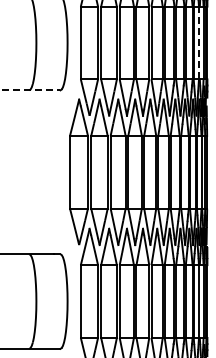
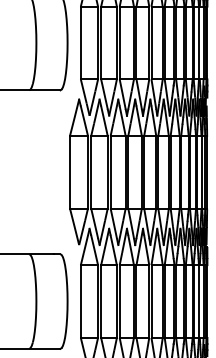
line: dashed -> solid (198, 42)
line: dashed -> solid (30, 90)
